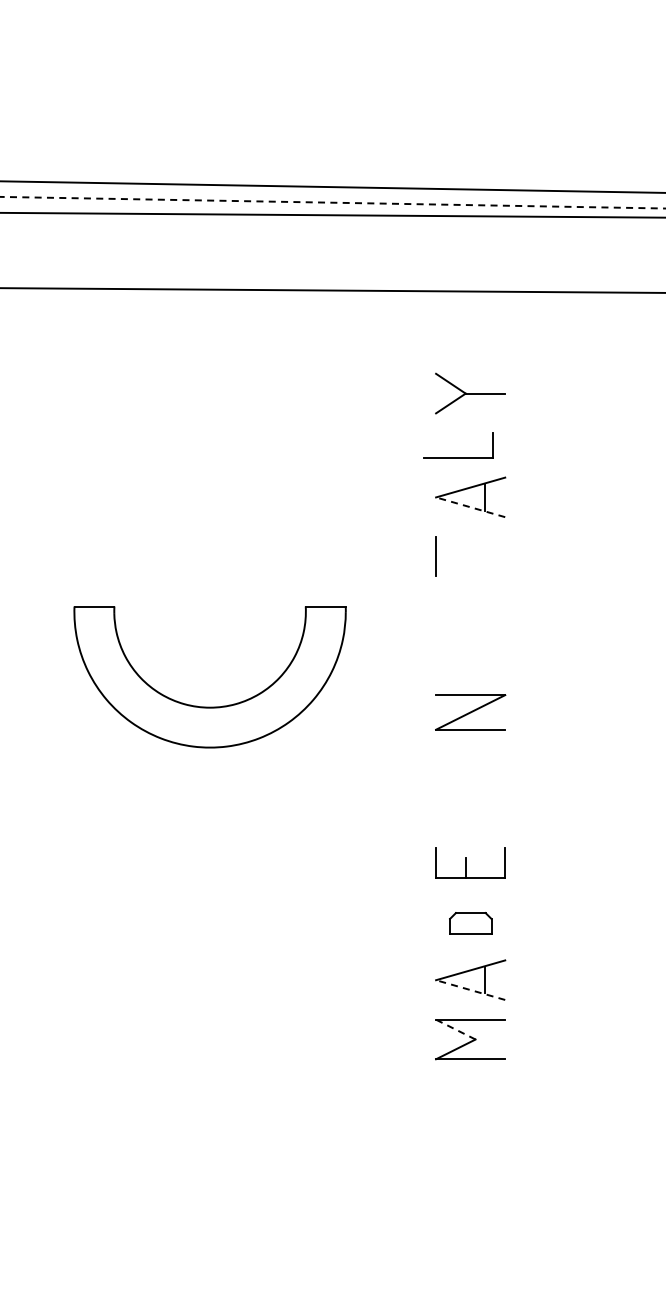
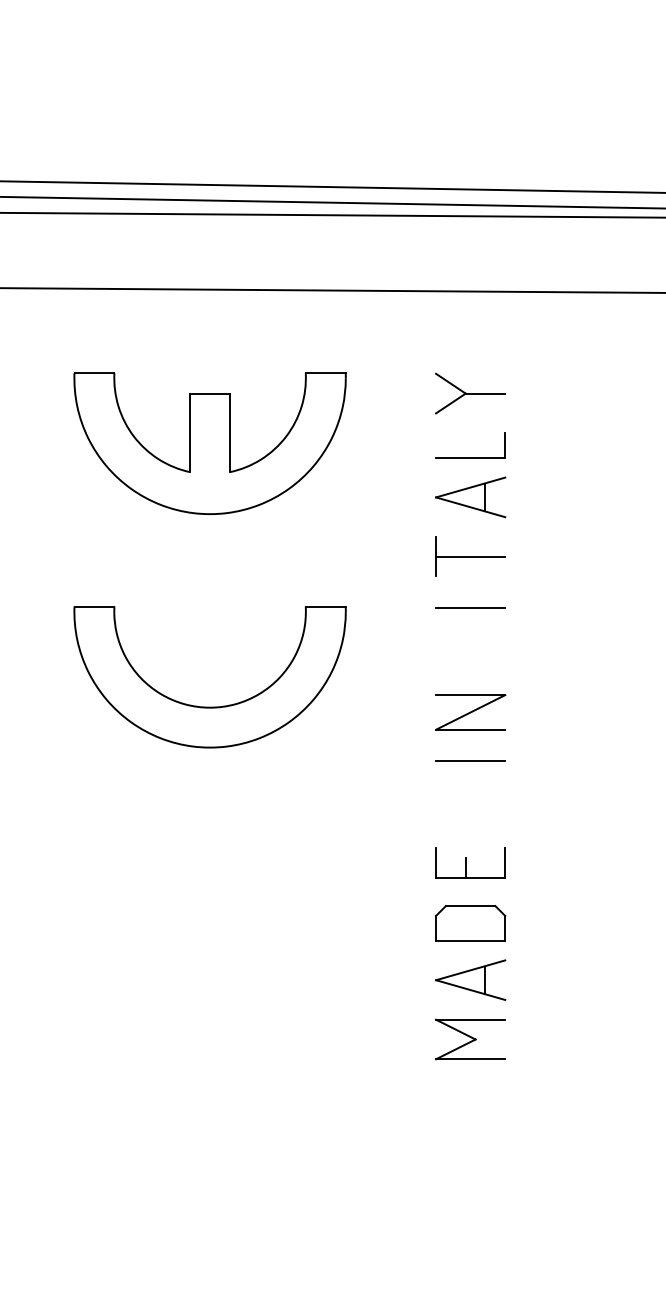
line: dashed -> solid (332, 202)
part: none -> present (209, 443)
part position: (458, 457) -> (470, 457) (470, 457)
line: dashed -> solid (470, 507)
line: none -> present (470, 556)
line: none -> present (470, 607)
line: none -> present (470, 761)
part size: 44x23 px -> 72x37 px (470, 923)
line: dashed -> solid (470, 990)
line: dashed -> solid (455, 1029)
